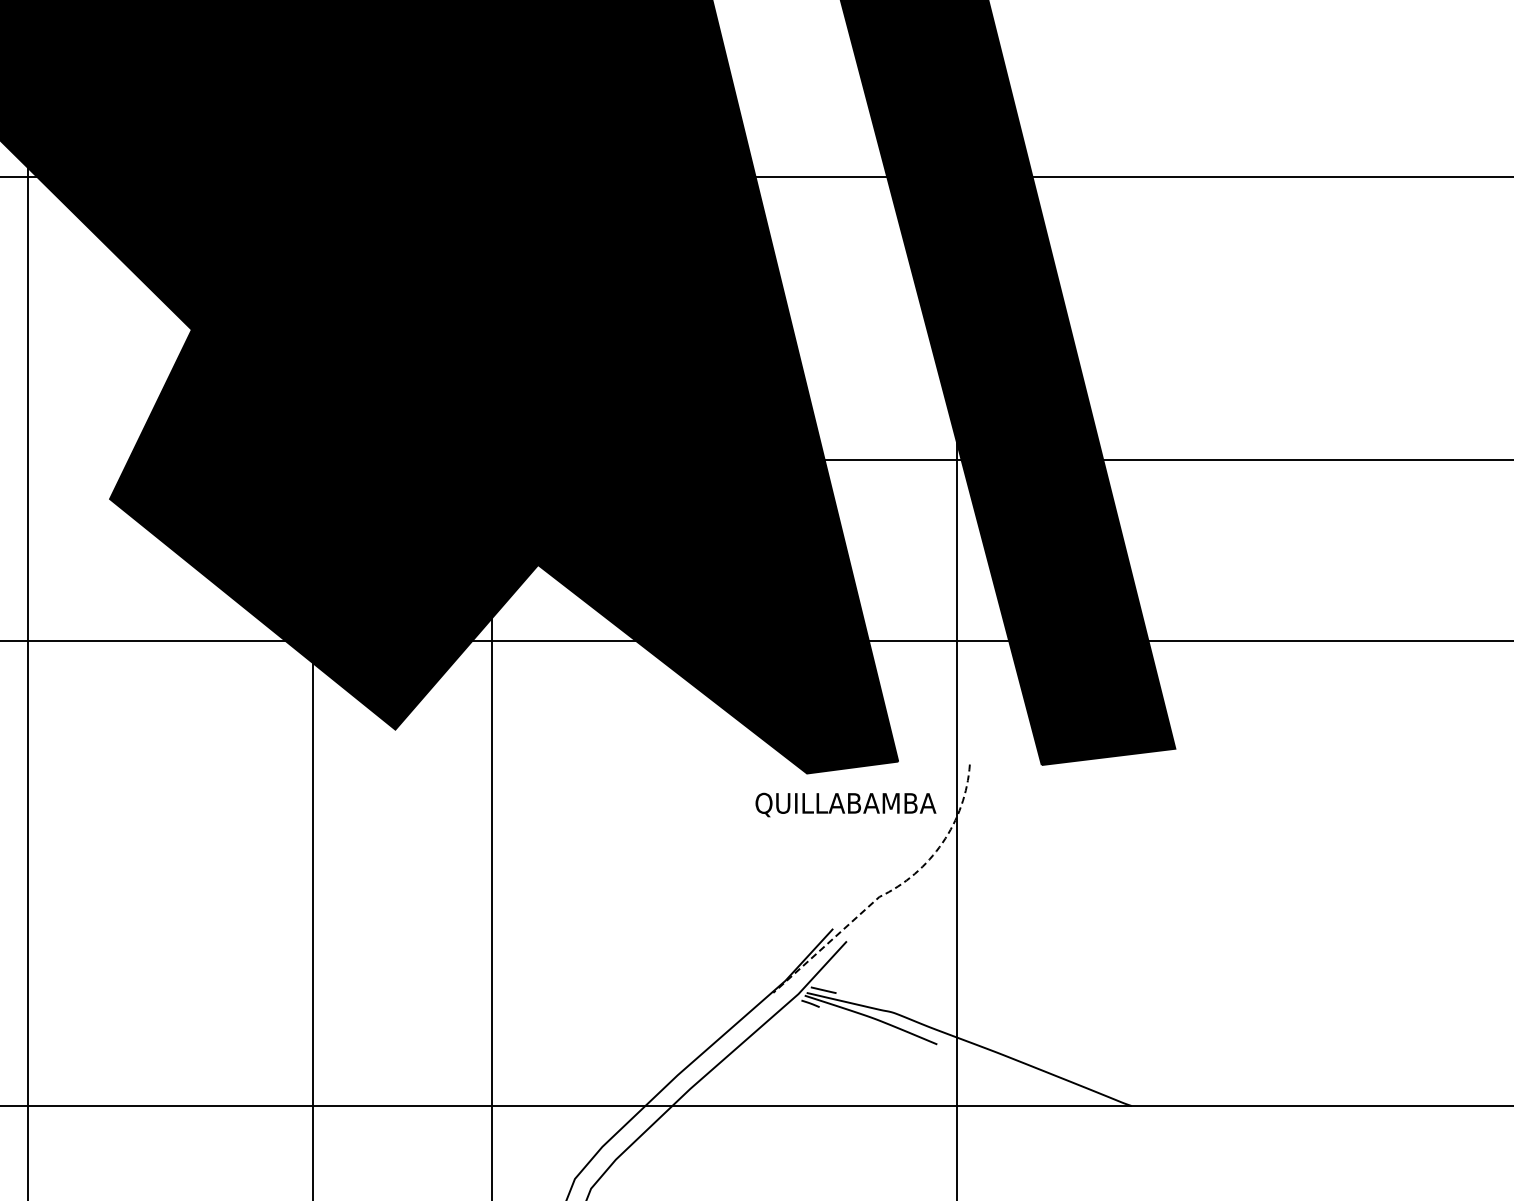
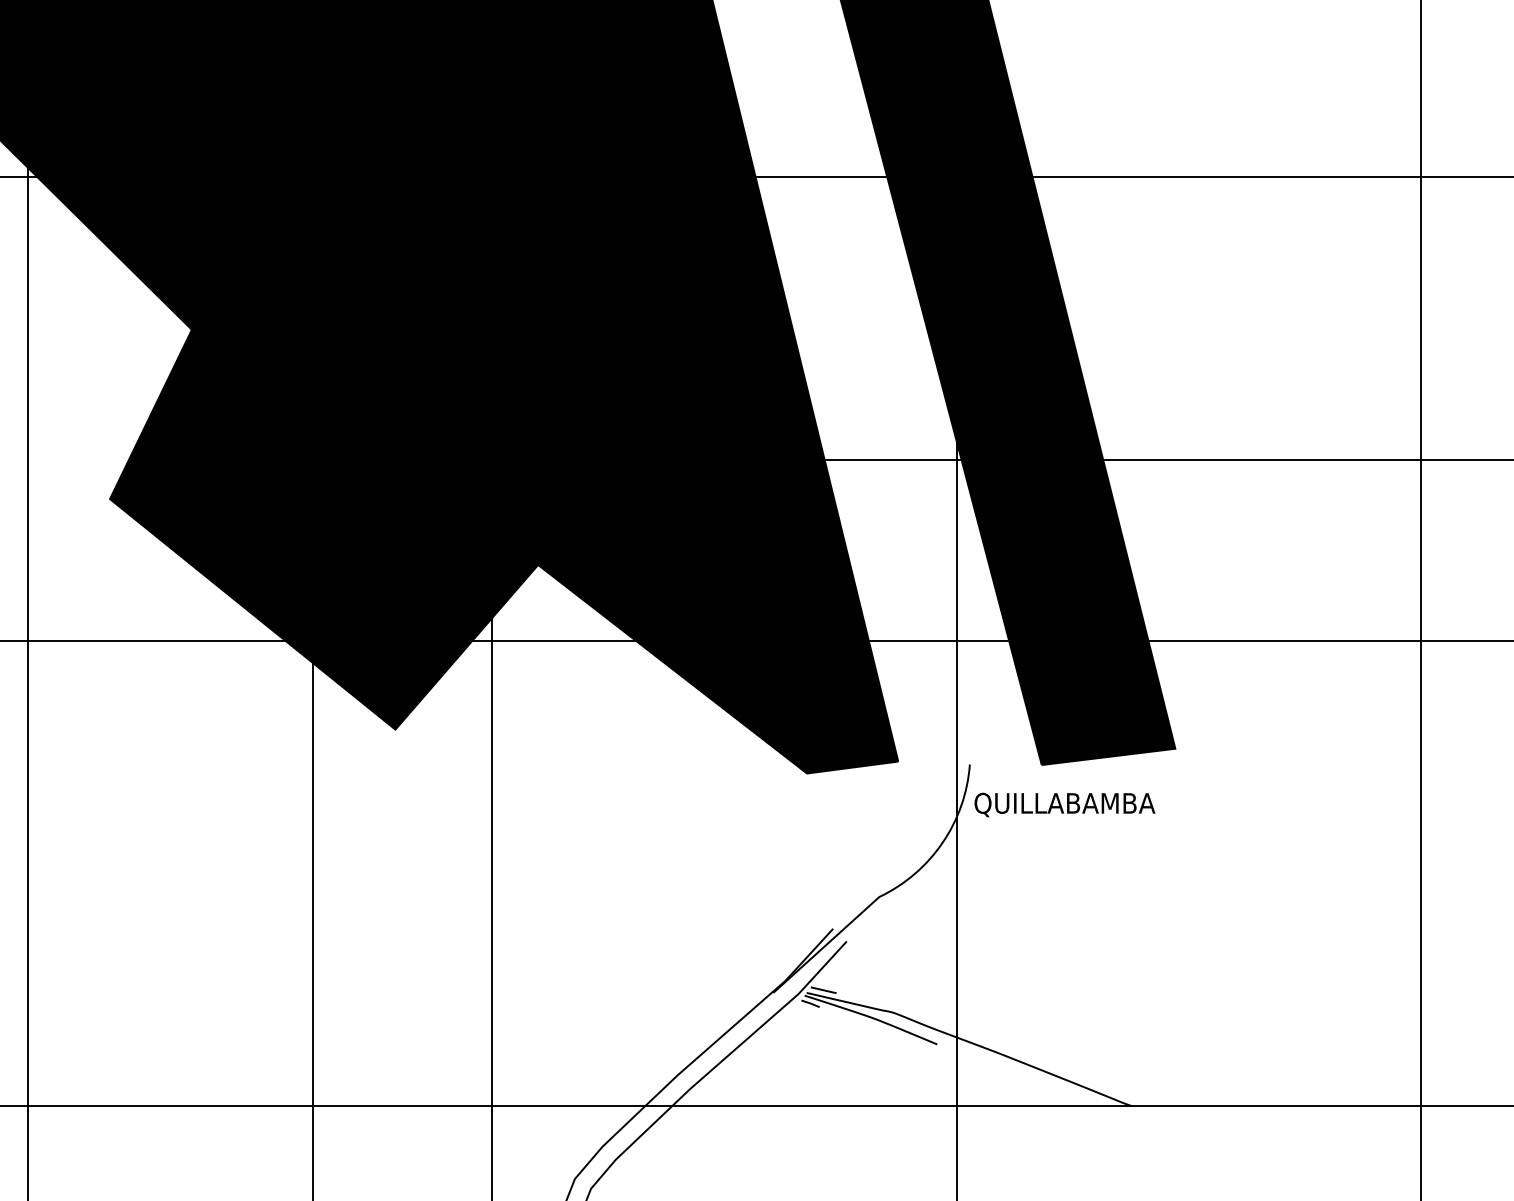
line: none -> present (1421, 599)
text position: (845, 804) -> (1064, 804) (1064, 804)
line: dashed -> solid (893, 888)
